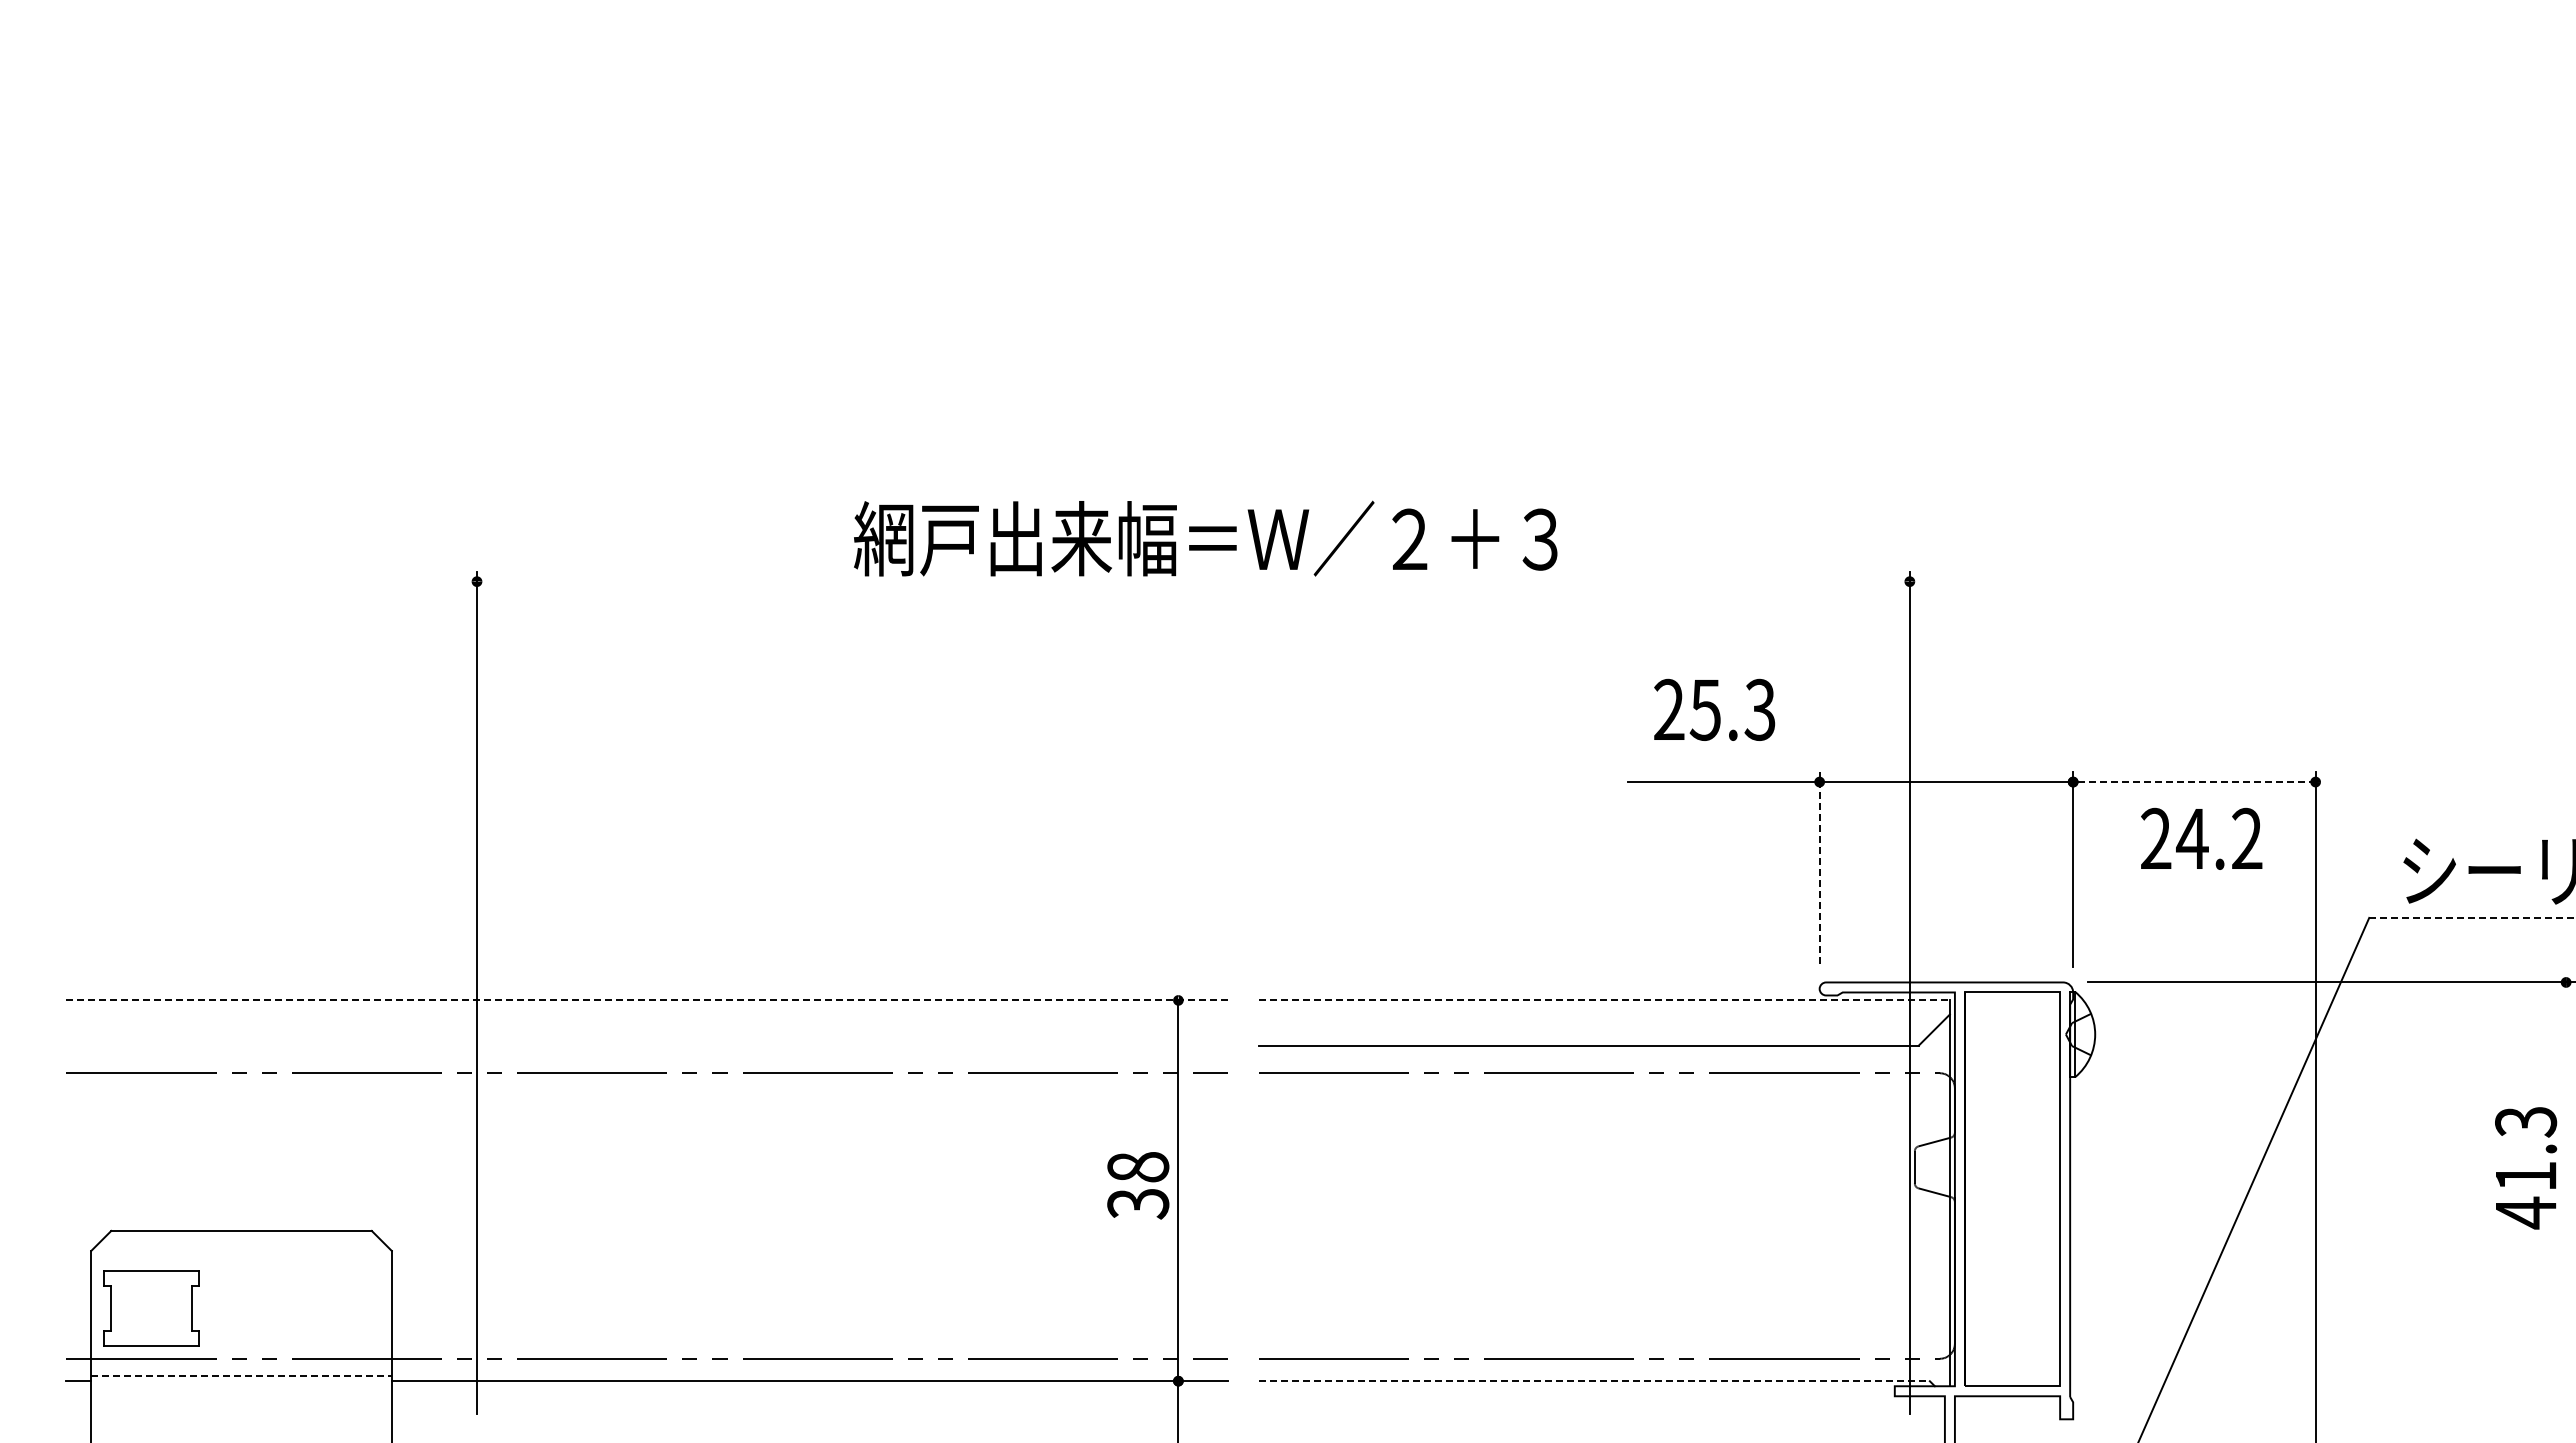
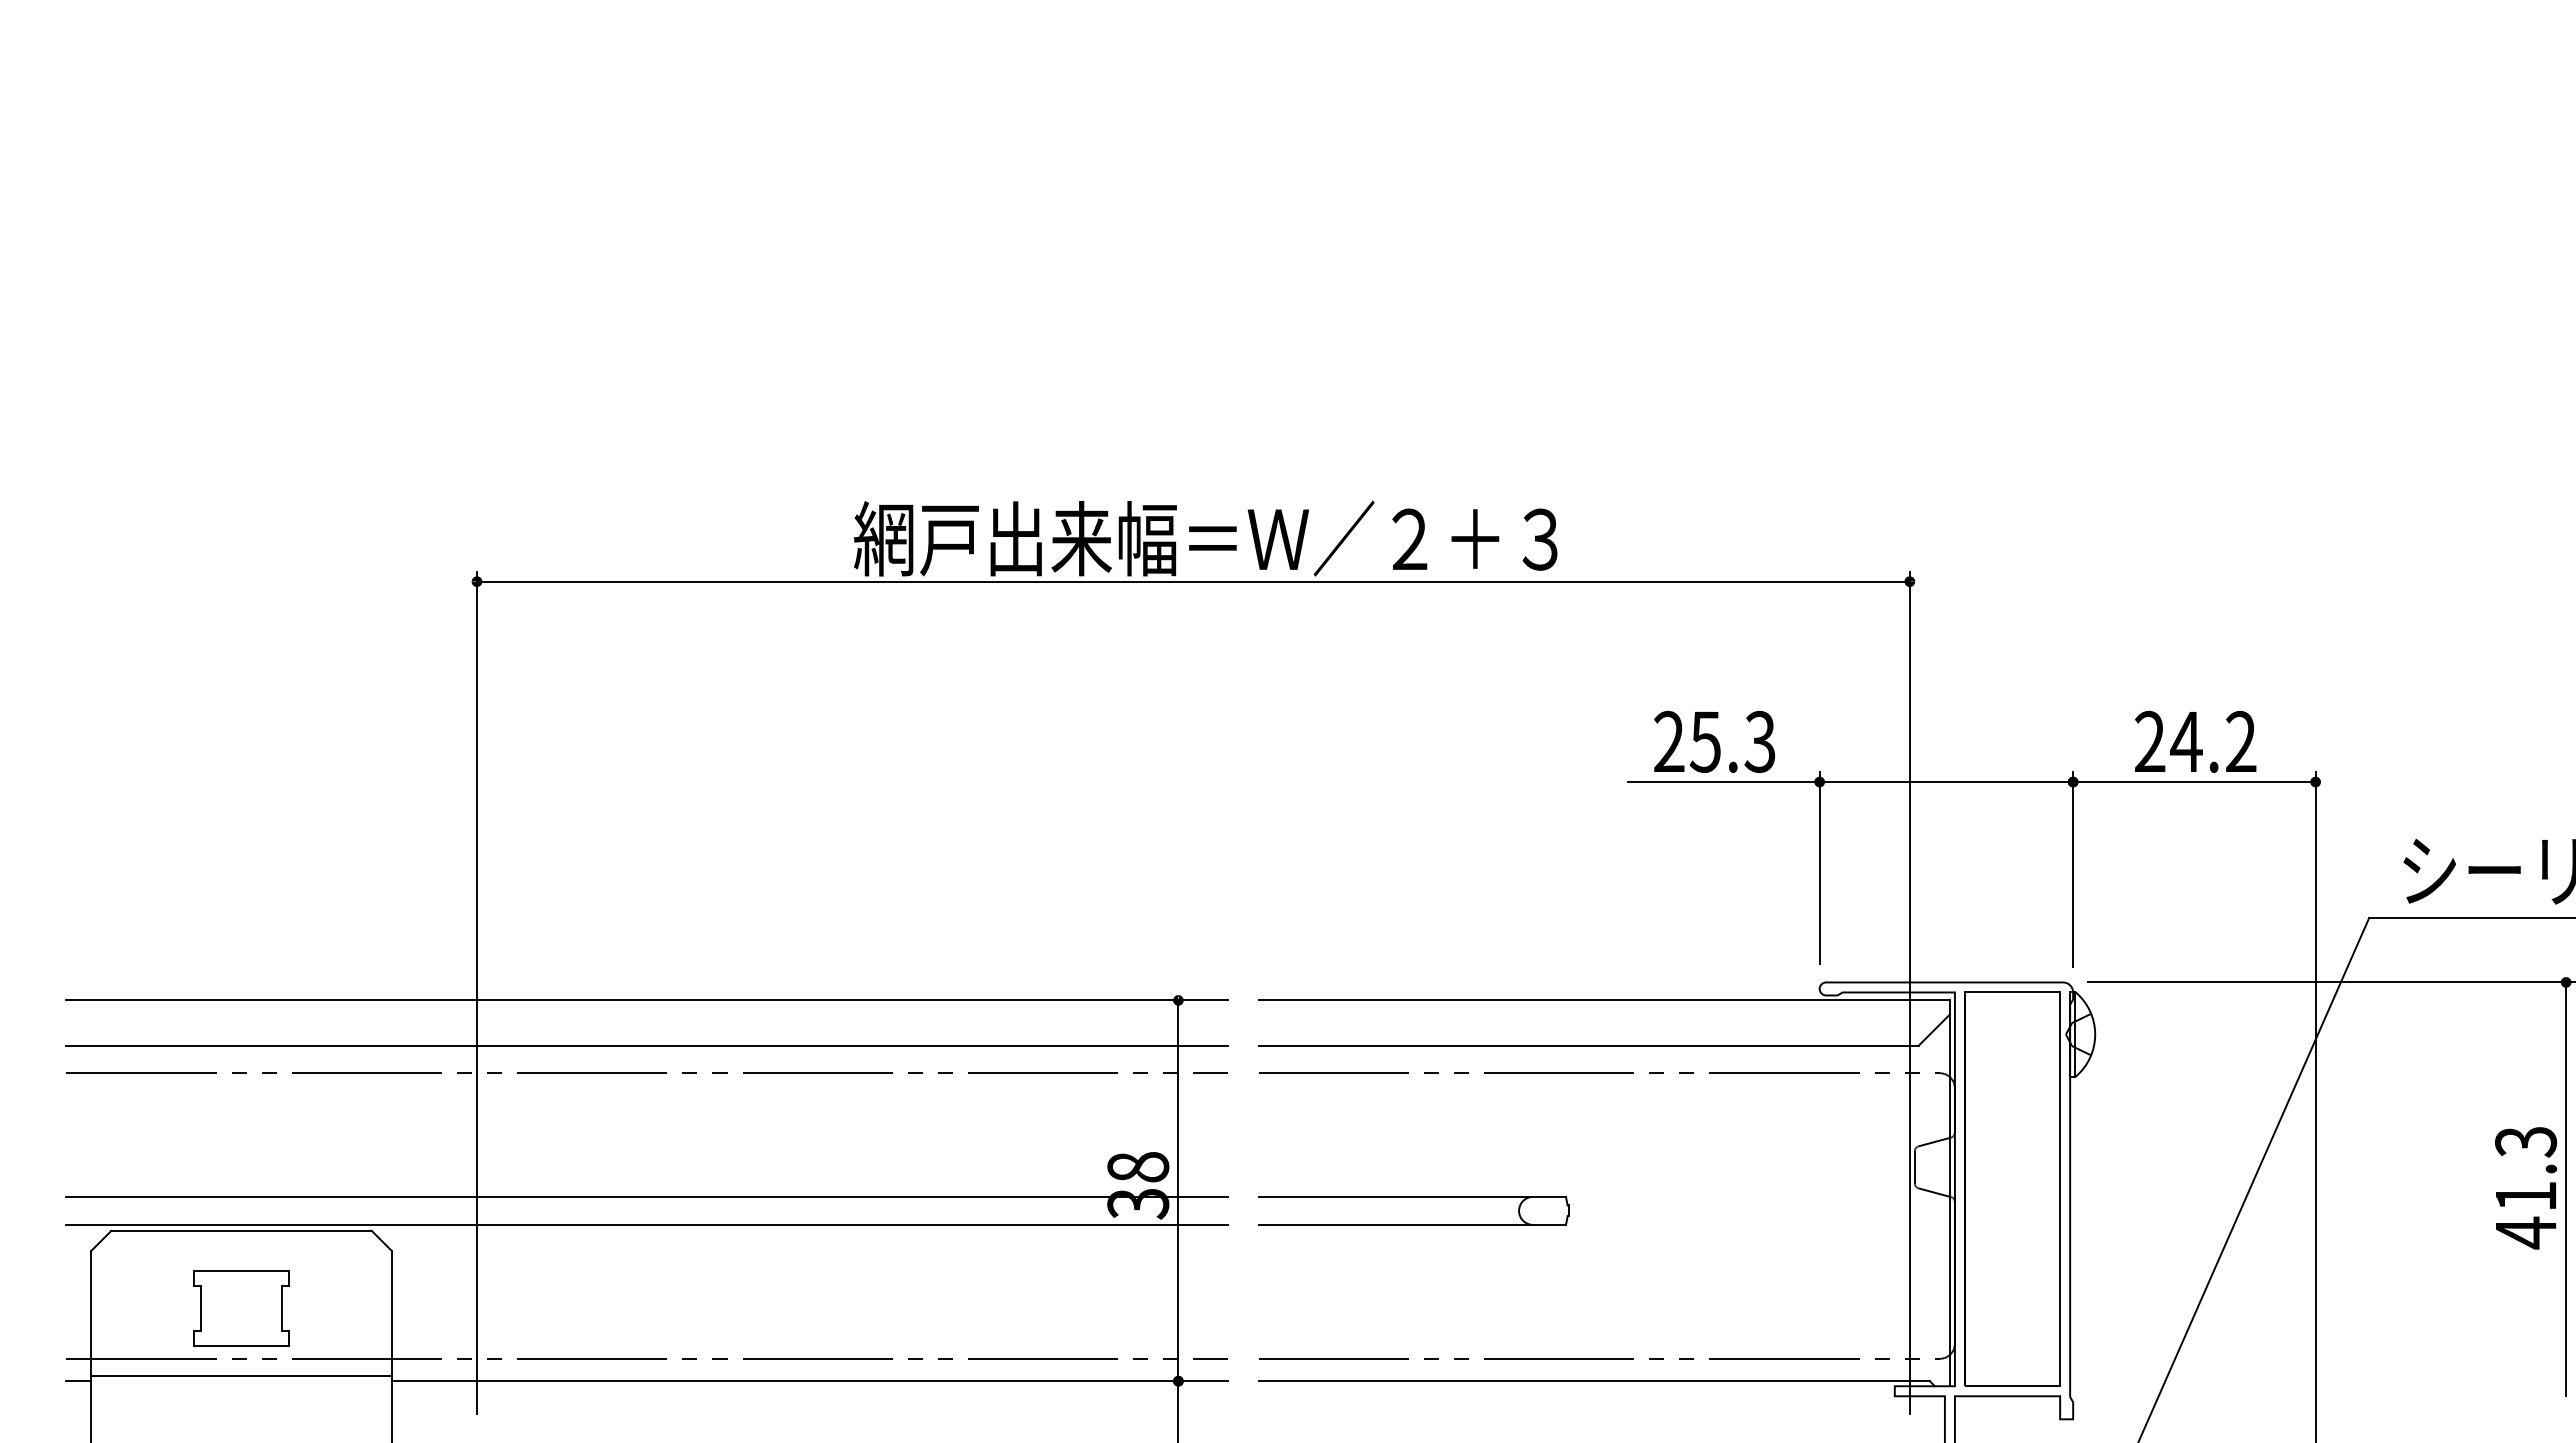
line: none -> present (1193, 581)
text position: (1714, 709) -> (1714, 741) (1714, 741)
line: dashed -> solid (2193, 782)
text position: (2201, 838) -> (2195, 741) (2195, 741)
line: dashed -> solid (1819, 867)
line: dashed -> solid (2472, 917)
line: dashed -> solid (647, 1000)
line: dashed -> solid (1604, 1000)
line: none -> present (647, 1045)
text position: (2526, 1168) -> (2526, 1188) (2526, 1188)
line: none -> present (2566, 1189)
line: none -> present (647, 1196)
part: none -> present (1413, 1197)
line: none -> present (647, 1224)
part position: (151, 1308) -> (241, 1308) (241, 1308)
line: dashed -> solid (242, 1376)
line: dashed -> solid (1594, 1381)
